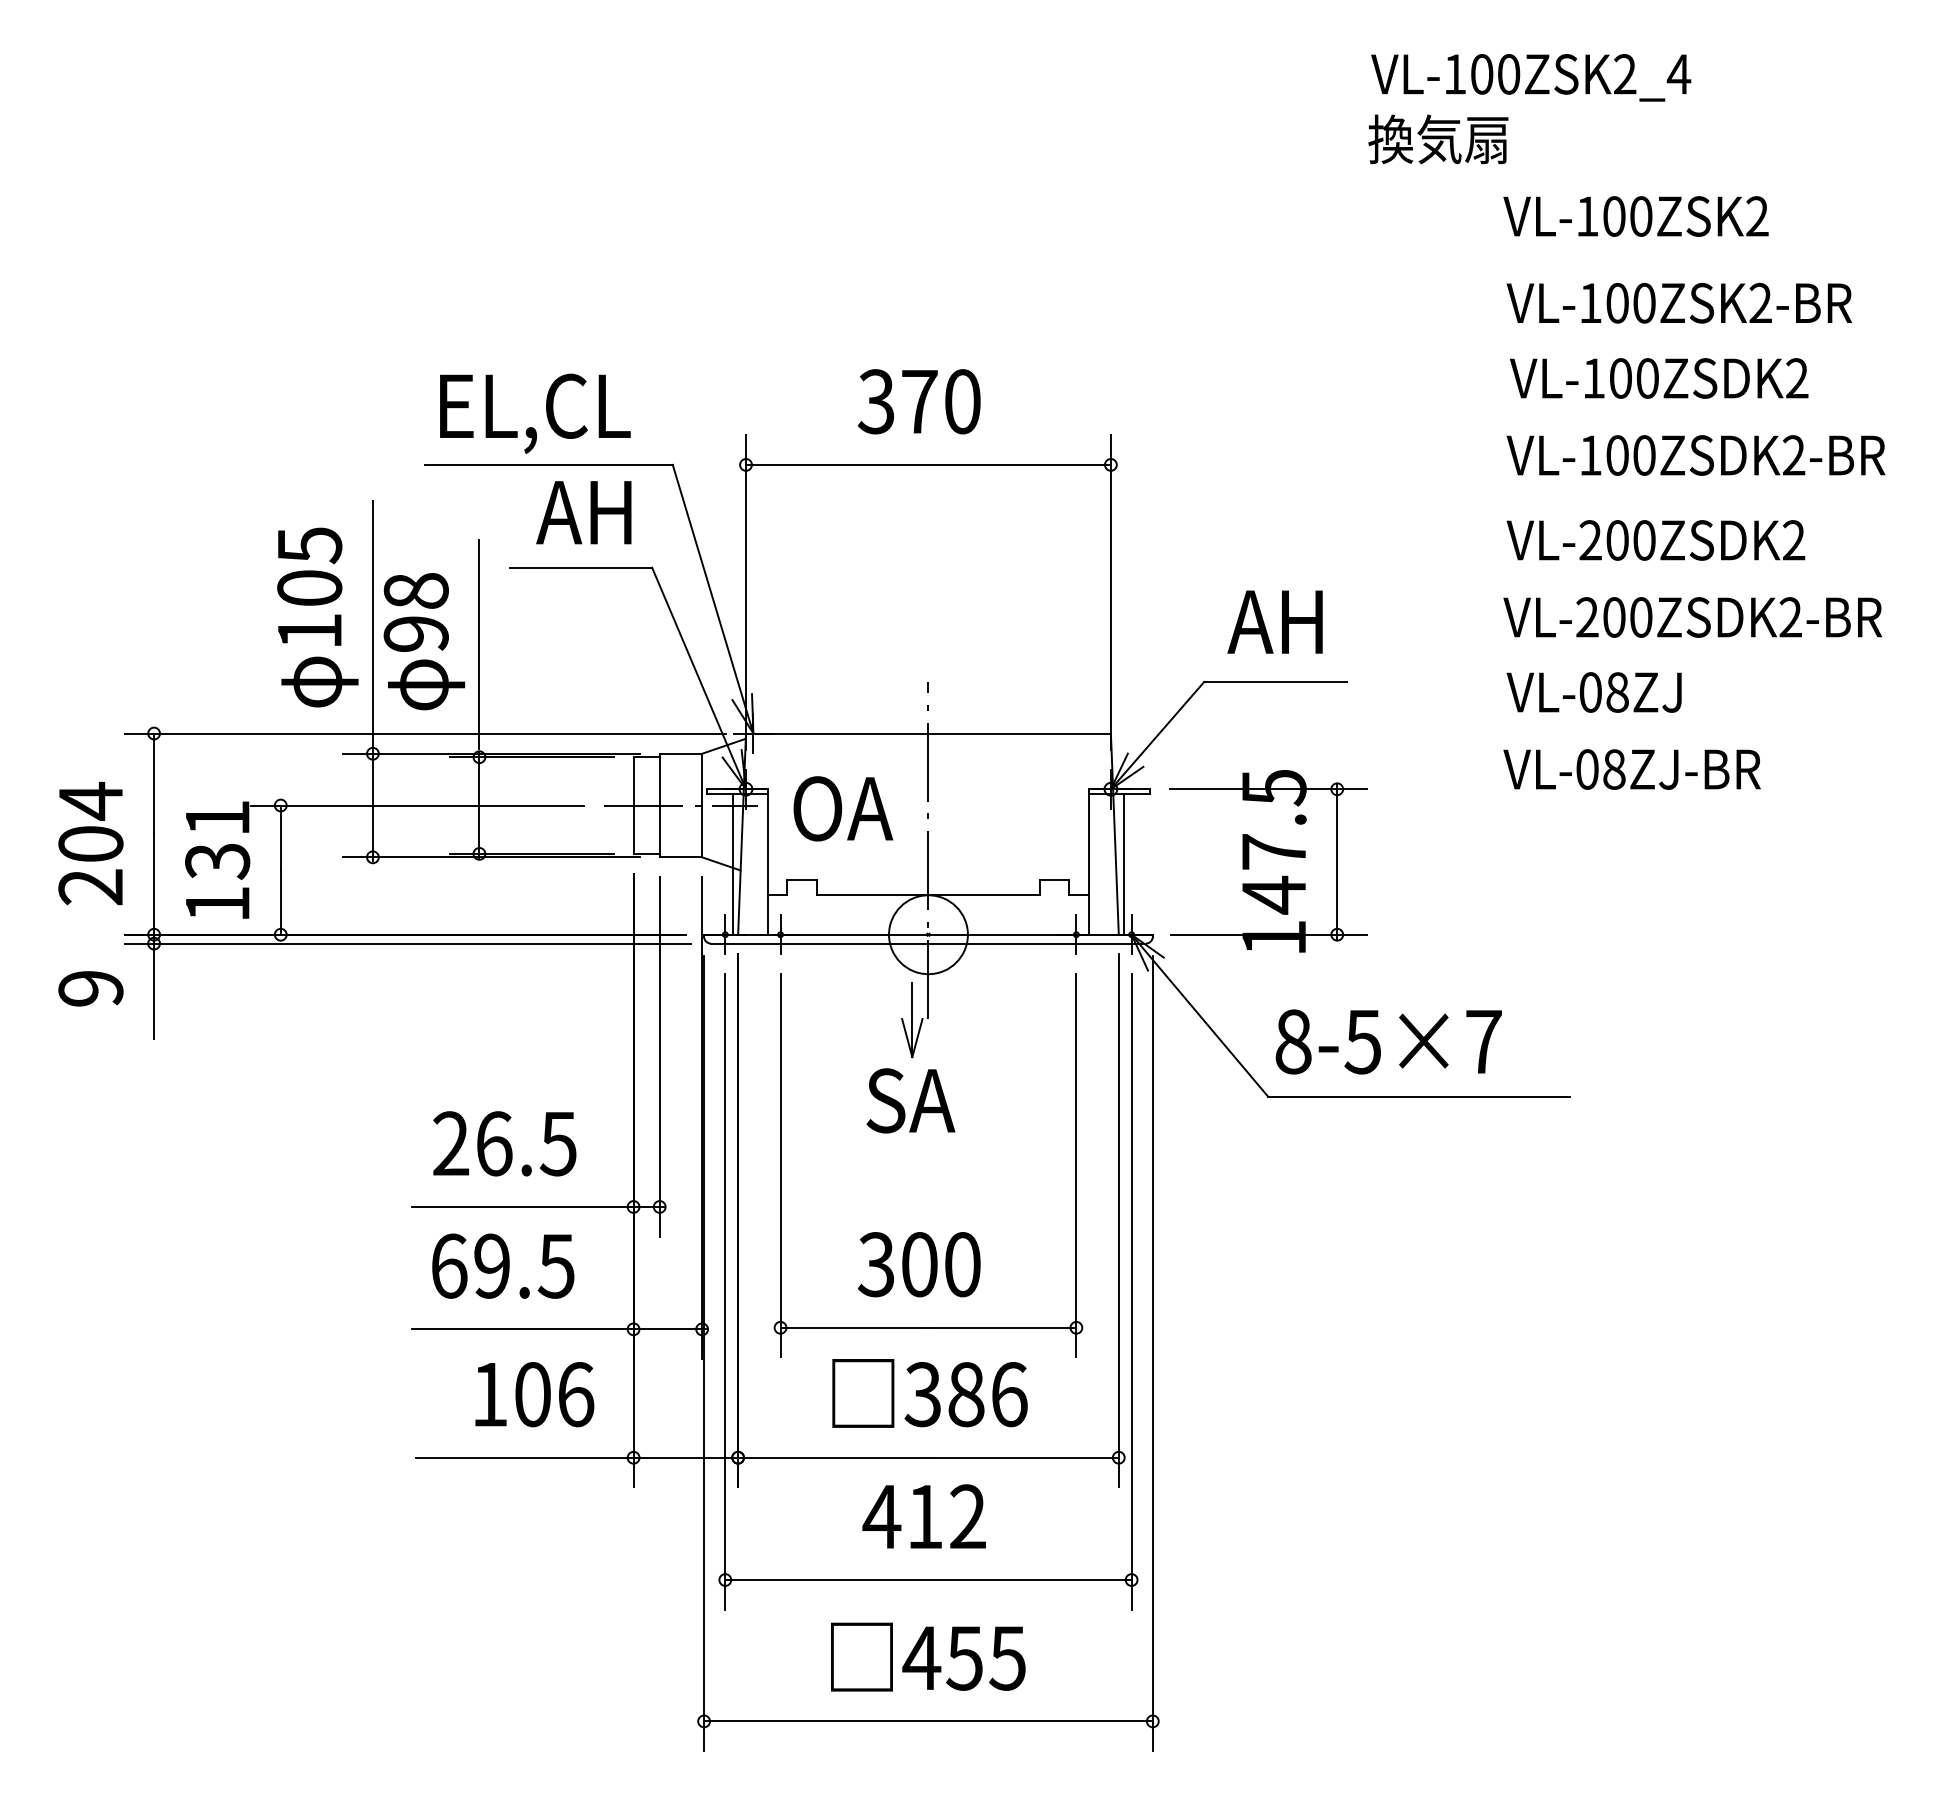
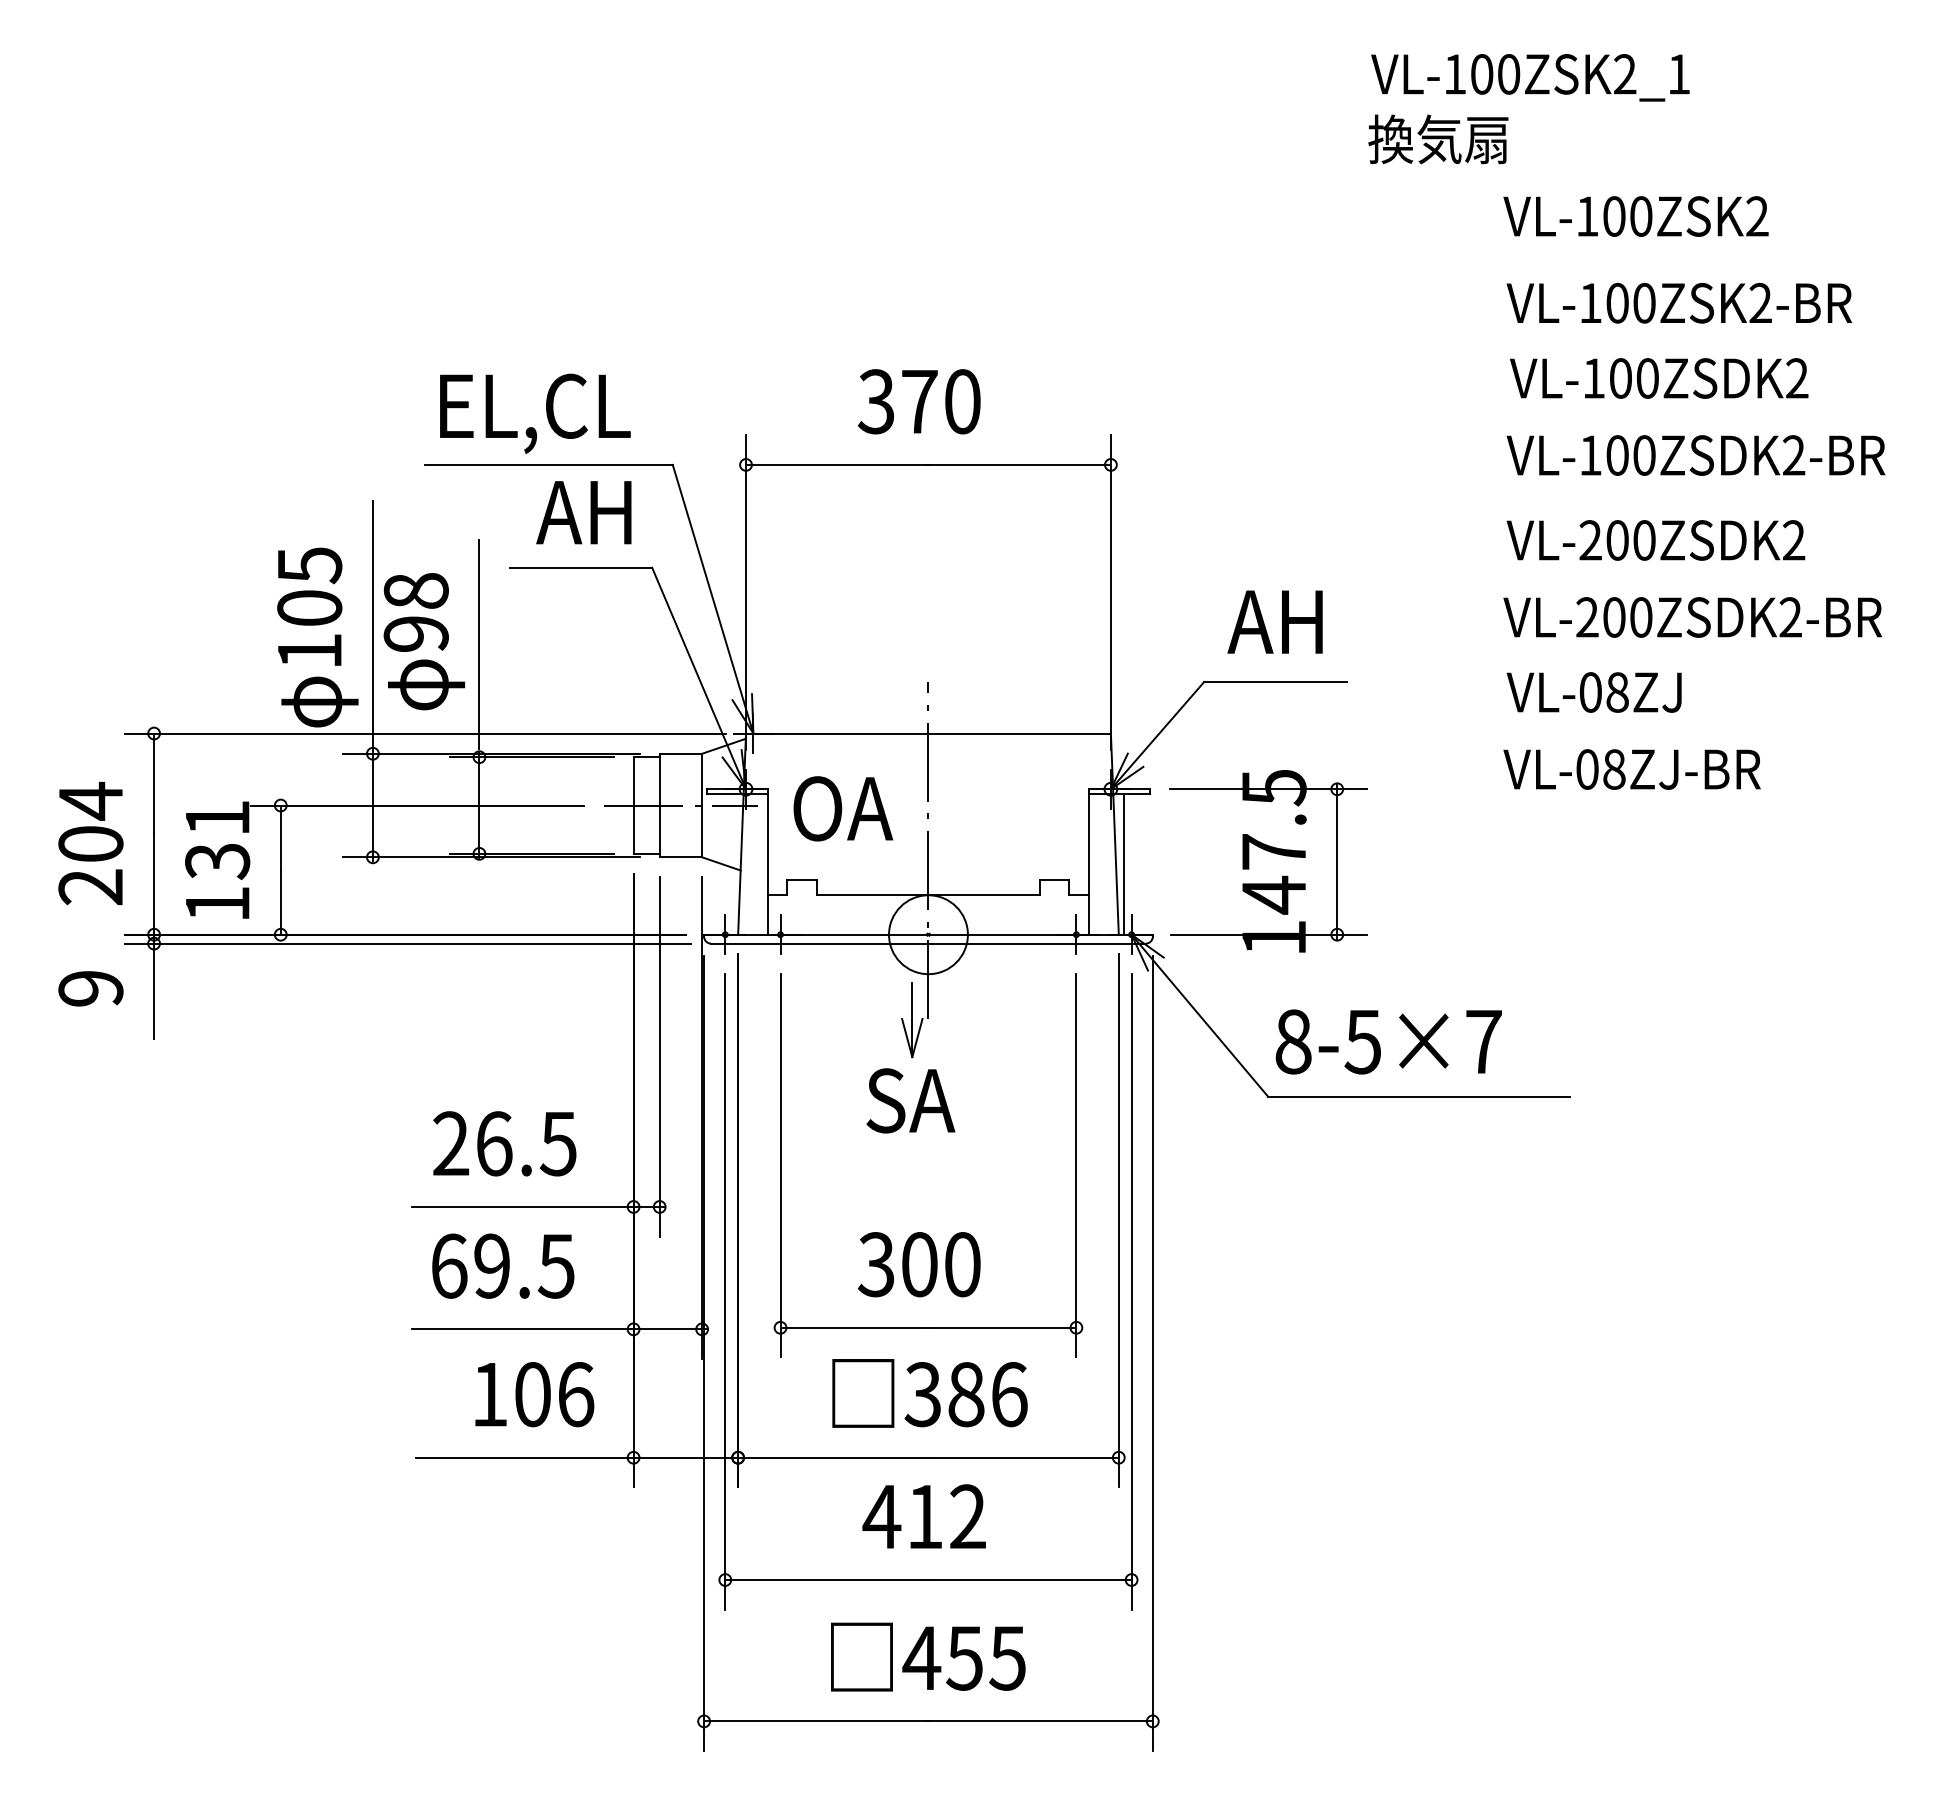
text: VL-100ZSK2_4 -> VL-100ZSK2_1 (1678, 74)
text position: (317, 617) -> (317, 637) (317, 637)
line: present -> none (733, 864)
